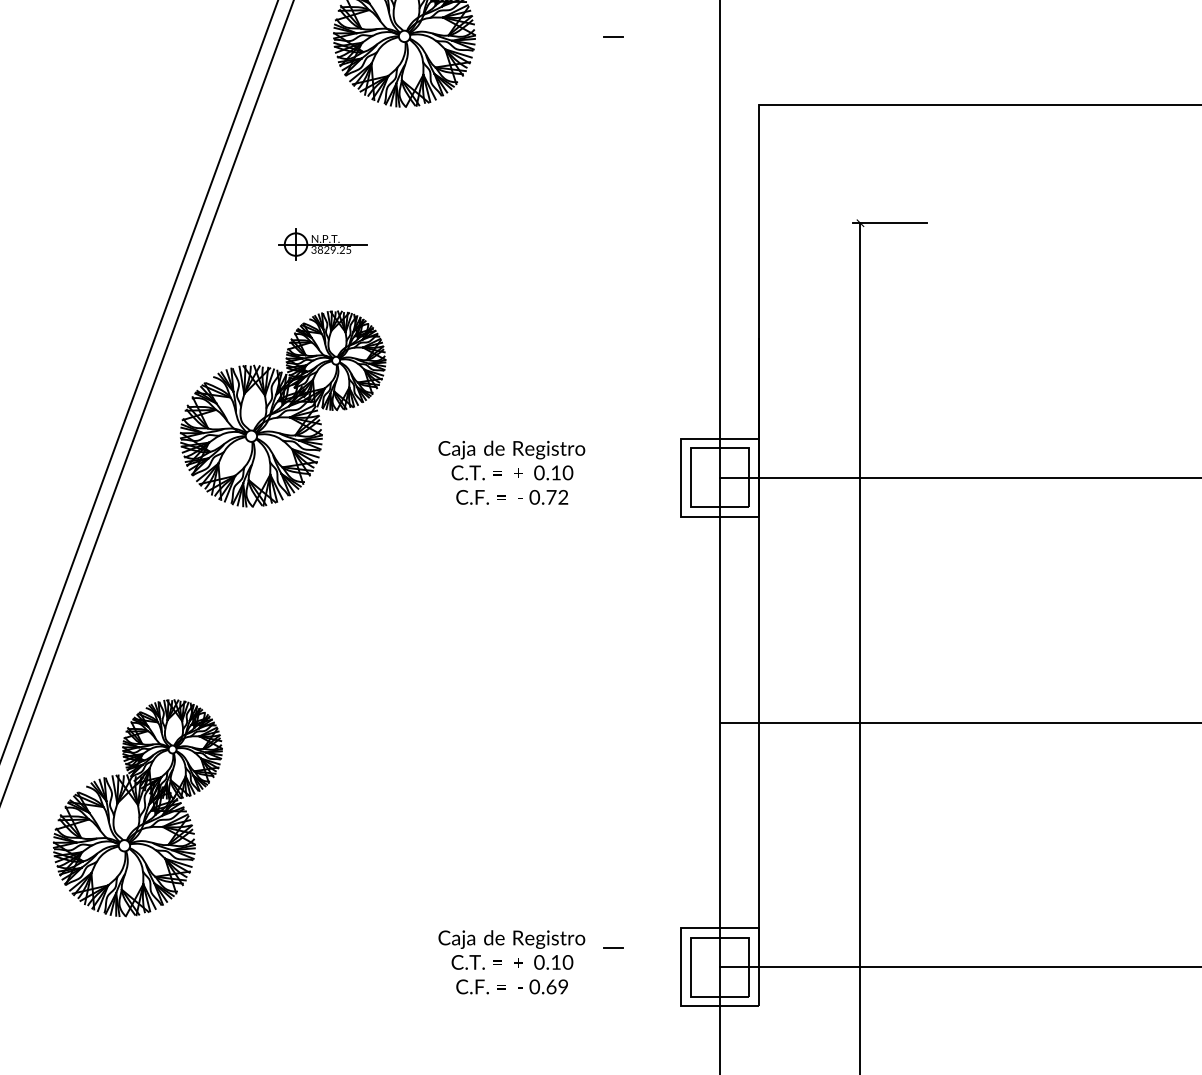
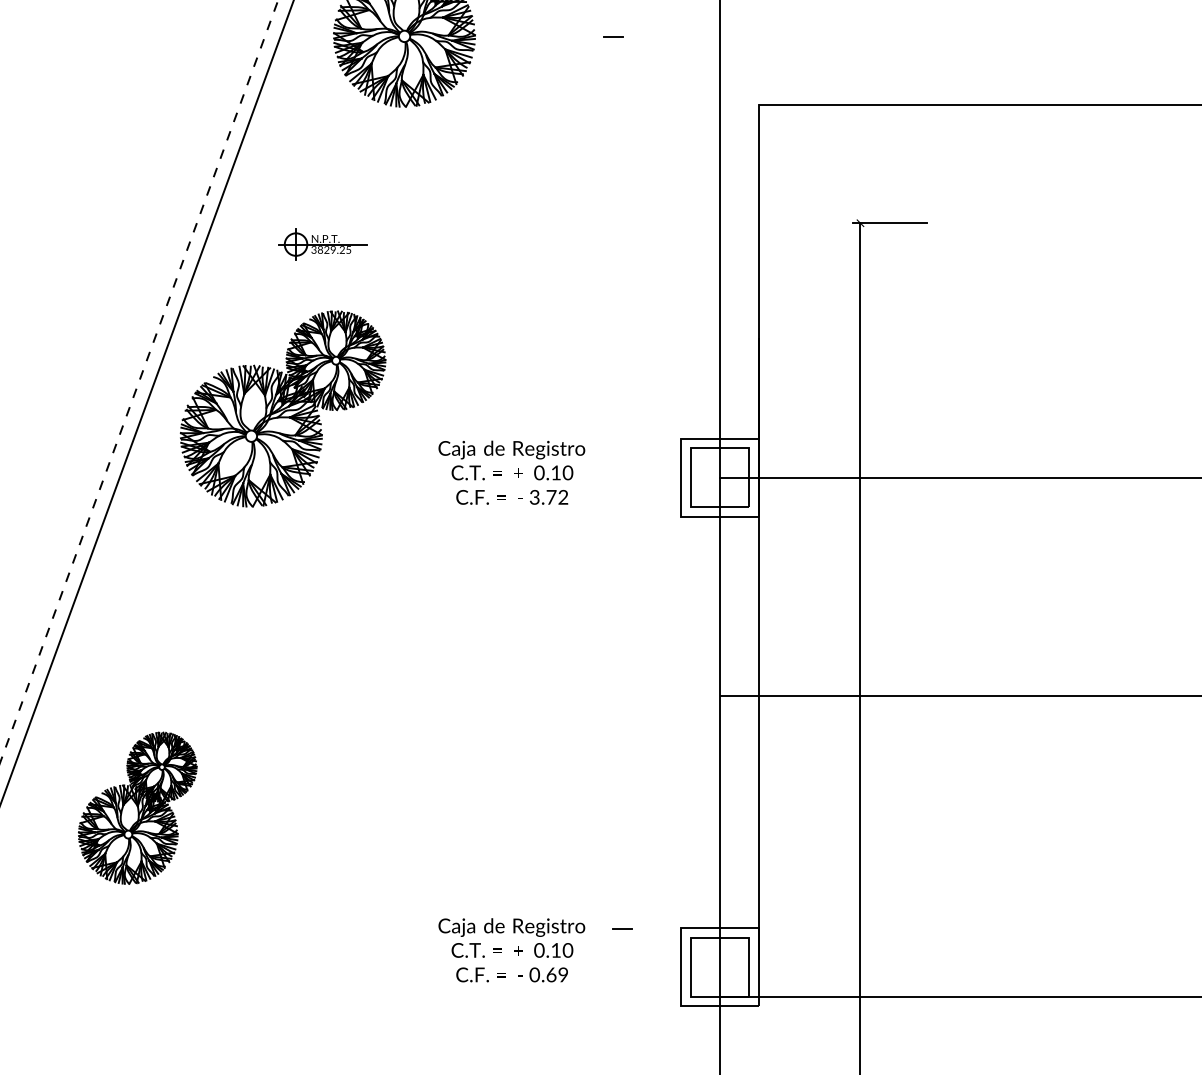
line: solid -> dashed (139, 380)
text: 0.72 -> 3.72 (534, 497)
line position: (958, 722) -> (958, 695) (958, 695)
part size: 171x219 px -> 120x154 px (137, 807)
line position: (613, 947) -> (622, 928) (622, 928)
text position: (511, 962) -> (511, 950) (511, 950)
line position: (958, 967) -> (958, 997) (958, 997)
